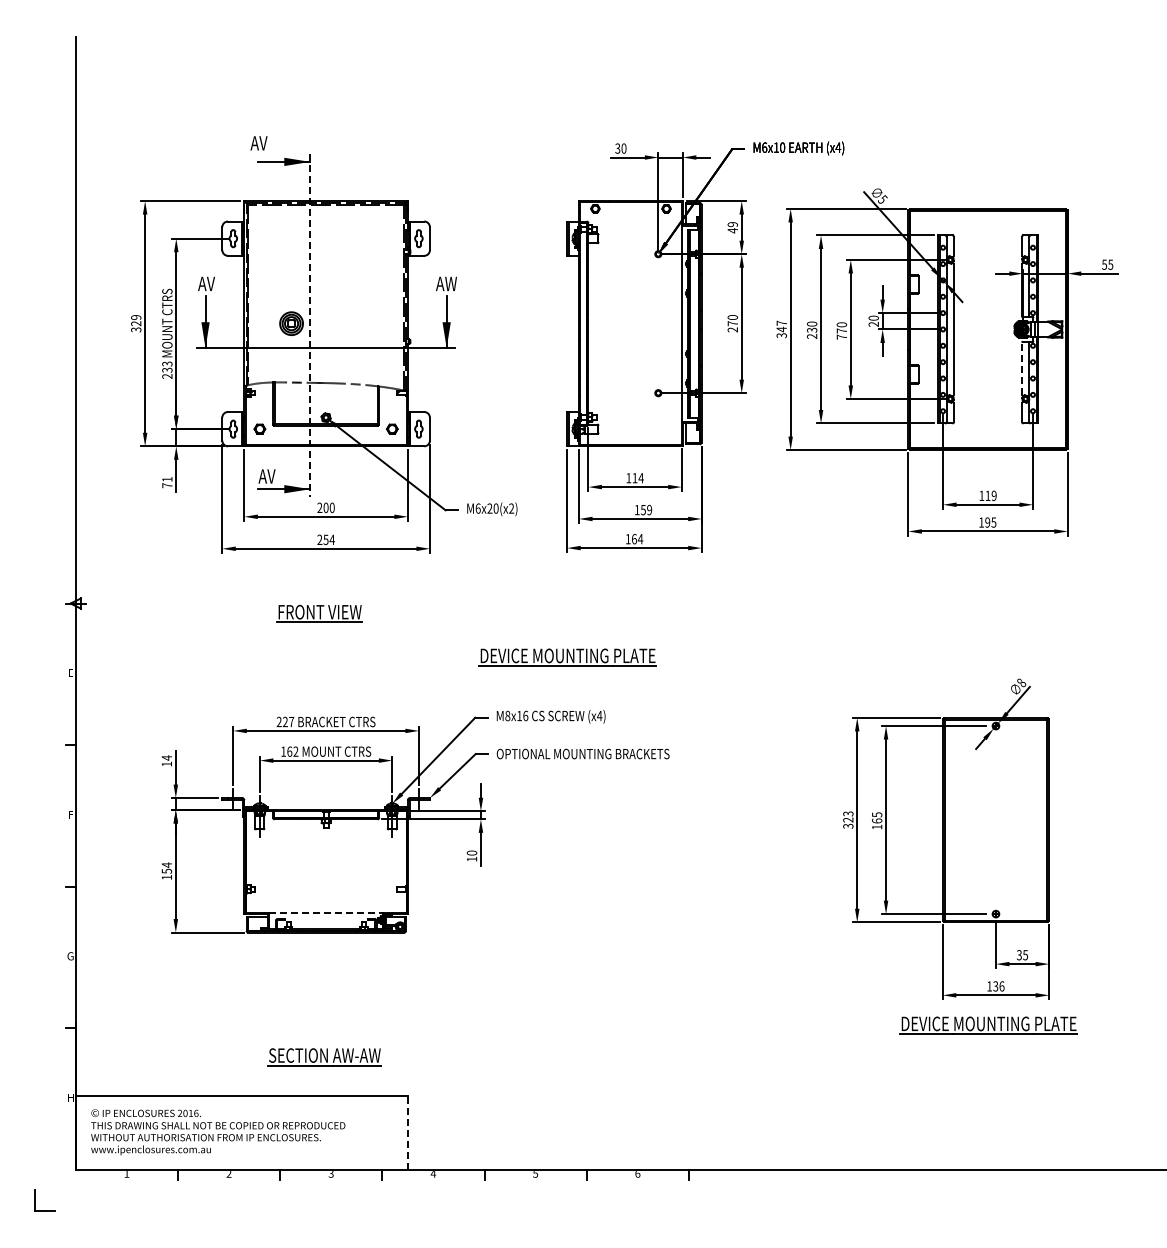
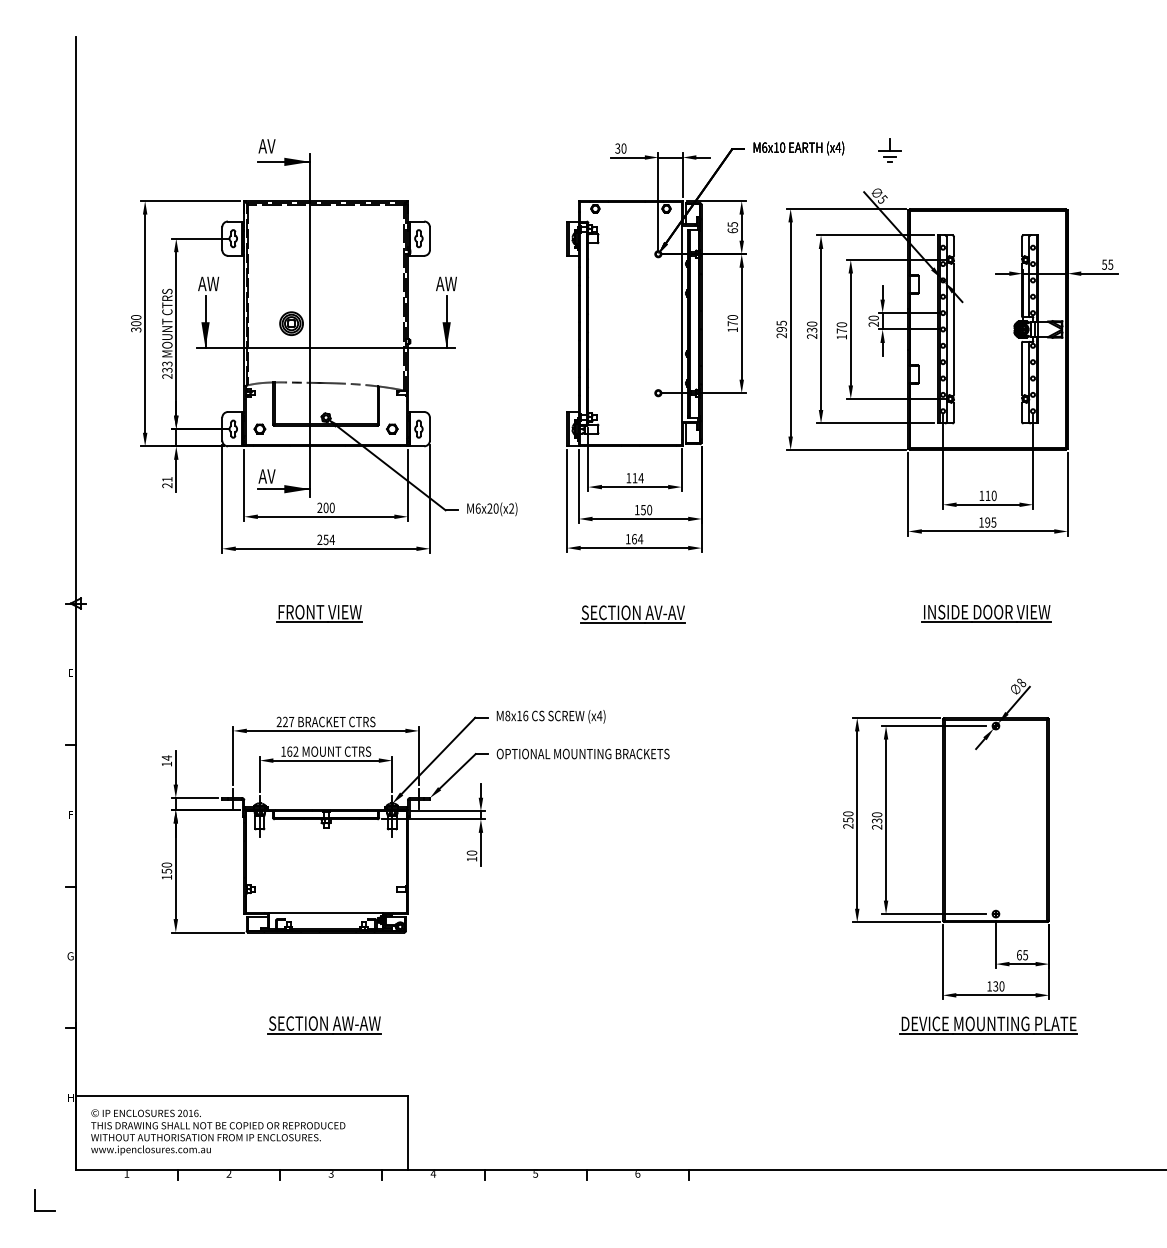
text position: (258, 143) -> (266, 146) (266, 146)
part: none -> present (889, 150)
text: 49 -> 65 (732, 227)
text: AV -> AW (213, 283)
text: 329 -> 300 (136, 320)
line: dashed -> solid (310, 325)
text: 270 -> 170 (732, 329)
text: 347 -> 295 (781, 329)
text: 770 -> 170 (841, 336)
line: dashed -> solid (1021, 368)
text: 71 -> 21 (167, 485)
text: 119 -> 110 (993, 495)
text: 159 -> 150 (649, 510)
part: none -> present (986, 613)
part: none -> present (632, 614)
part: present -> none (567, 657)
text: 323 -> 250 (848, 819)
text: 165 -> 230 (876, 820)
text: 154 -> 150 (166, 864)
line: dashed -> solid (326, 912)
text: 35 -> 65 (1019, 955)
text: 136 -> 130 (1001, 986)
part position: (324, 1057) -> (324, 1025) (324, 1025)
line: dashed -> solid (408, 1132)
